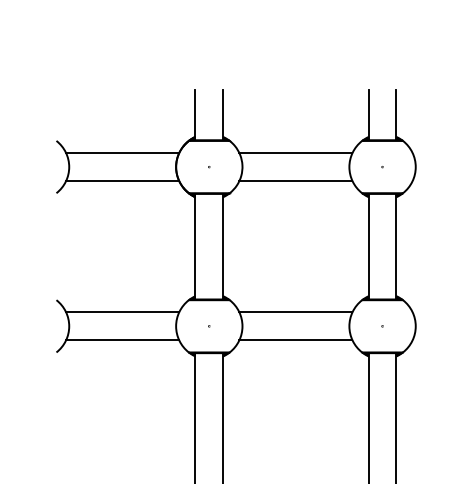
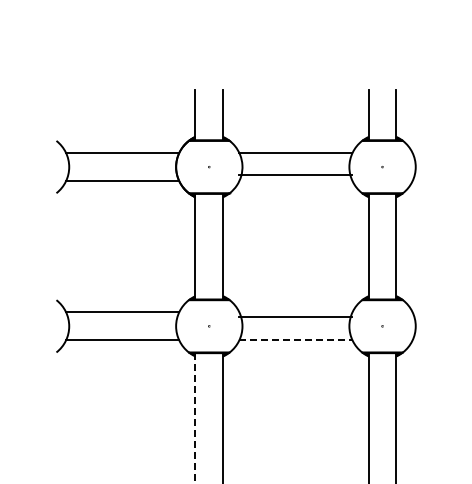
line position: (295, 180) -> (295, 174) (295, 174)
line position: (295, 312) -> (295, 317) (295, 317)
line: solid -> dashed (296, 340)
line: solid -> dashed (195, 419)
